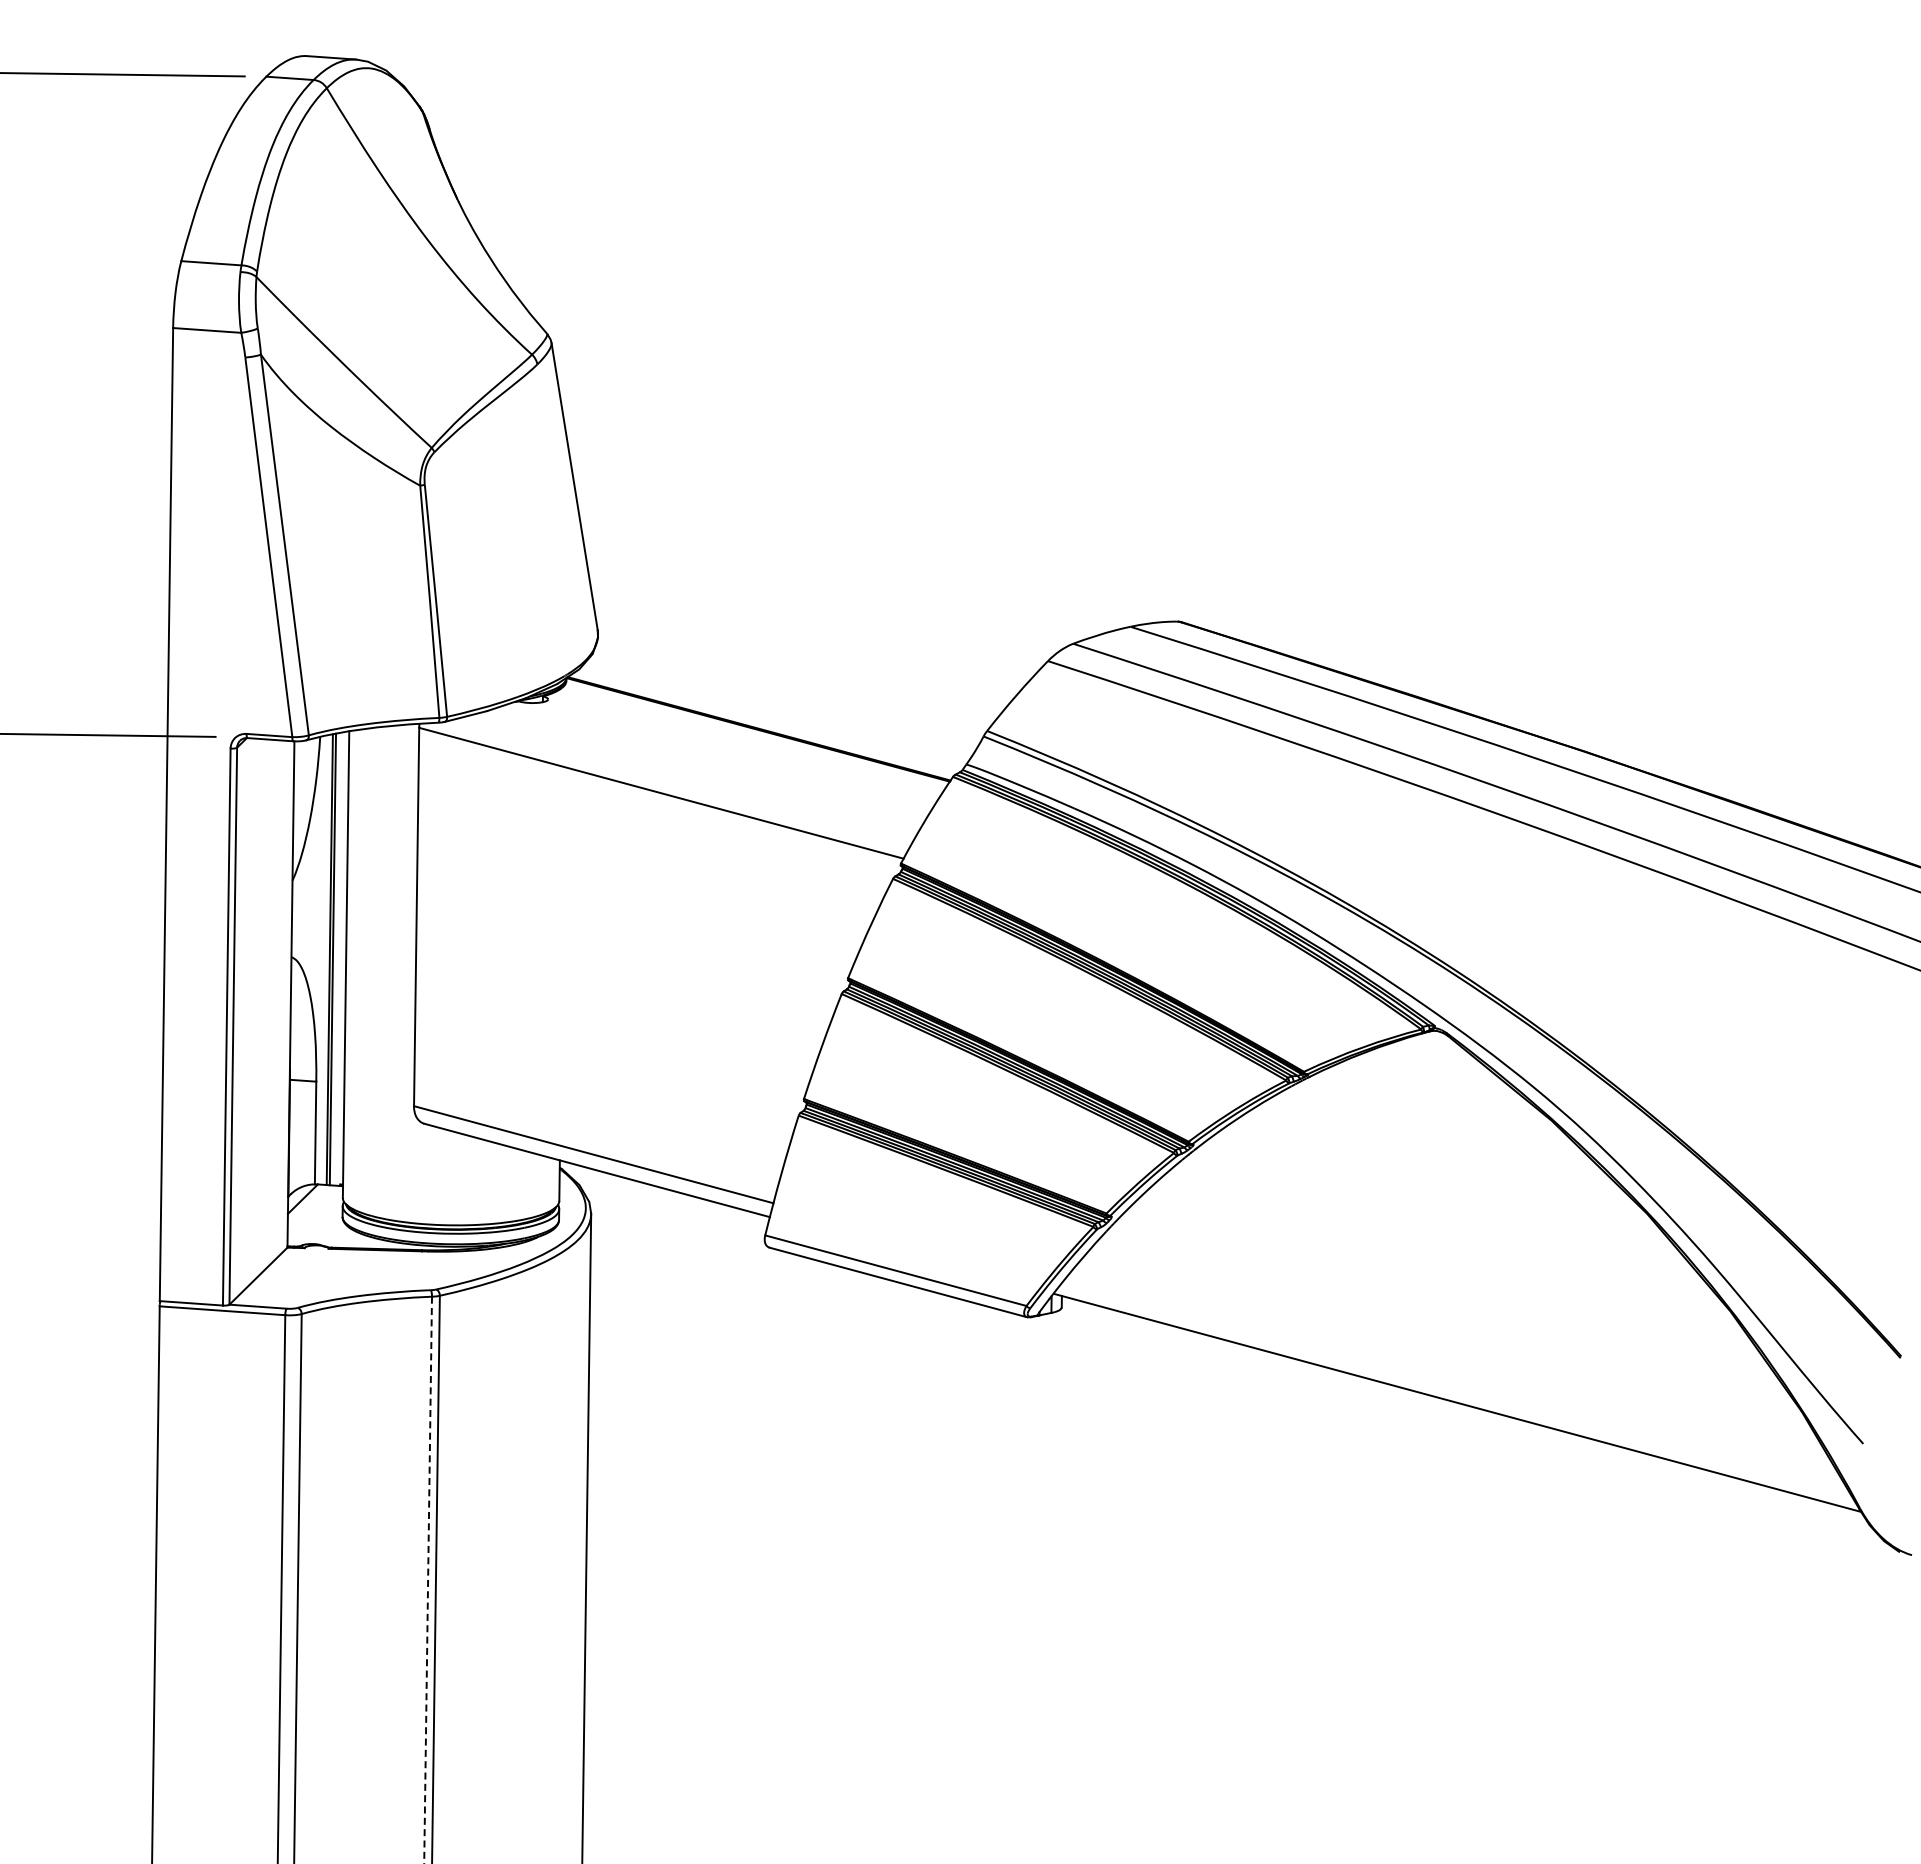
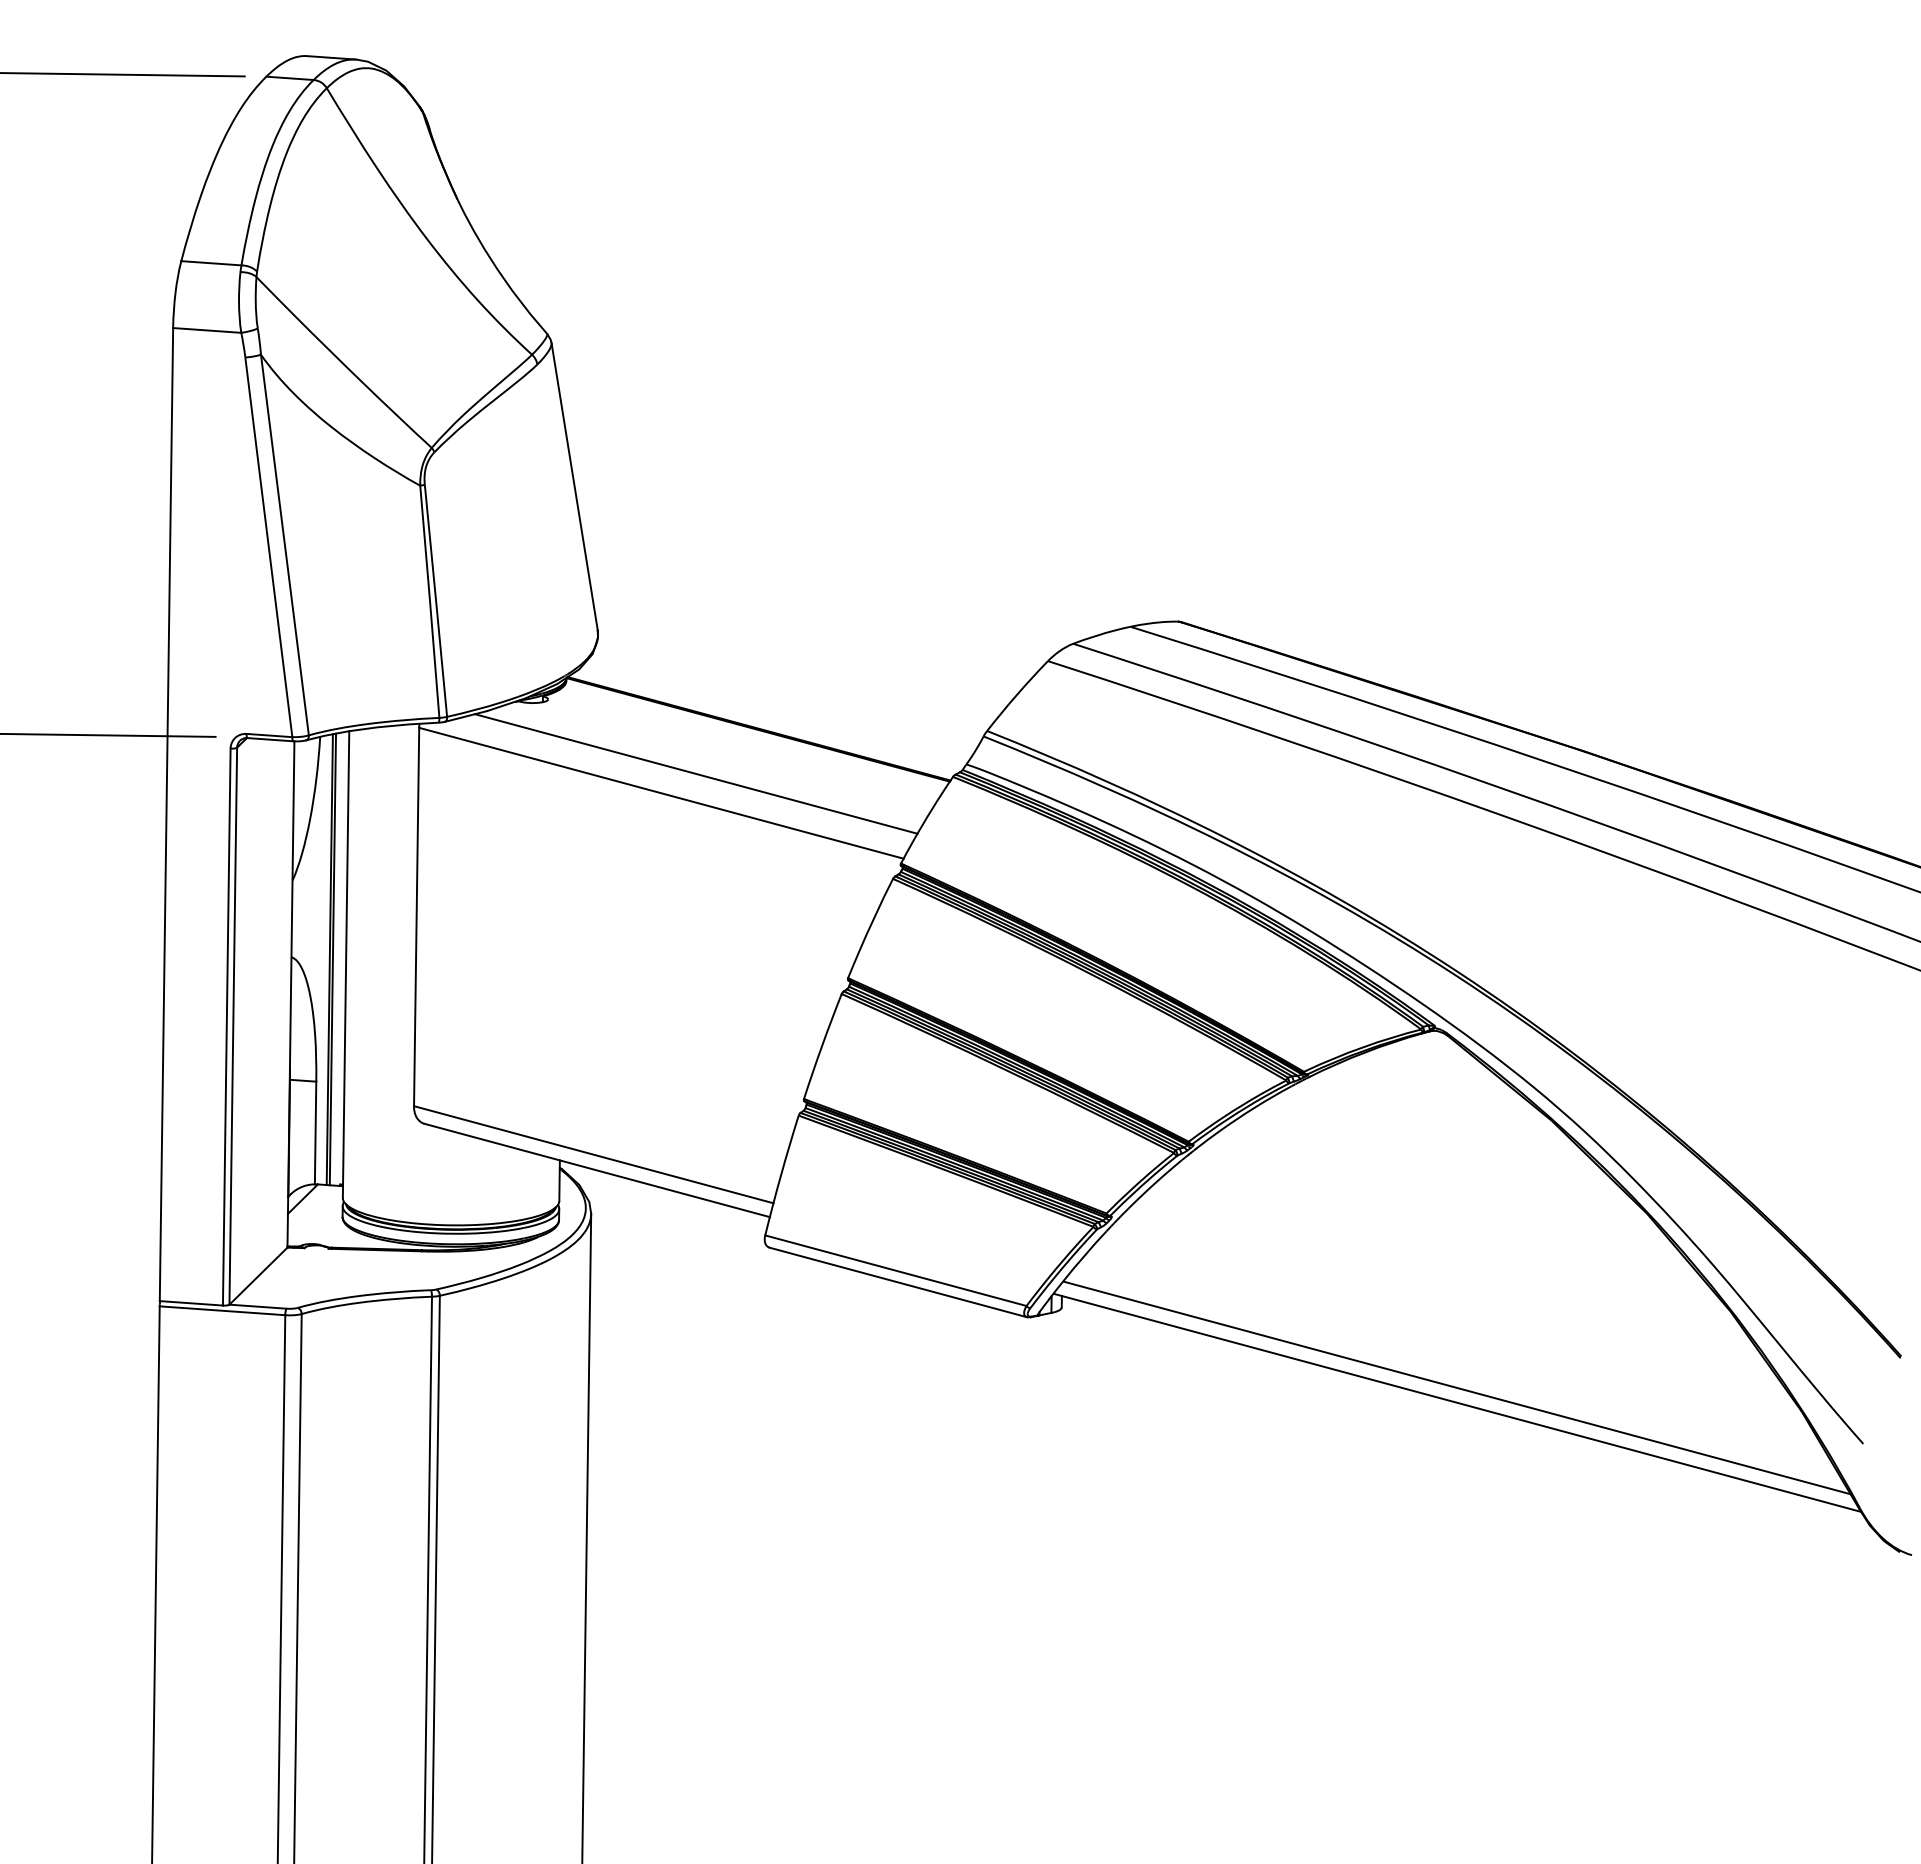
line: none -> present (695, 773)
line: none -> present (1457, 1387)
line: dashed -> solid (428, 1580)
